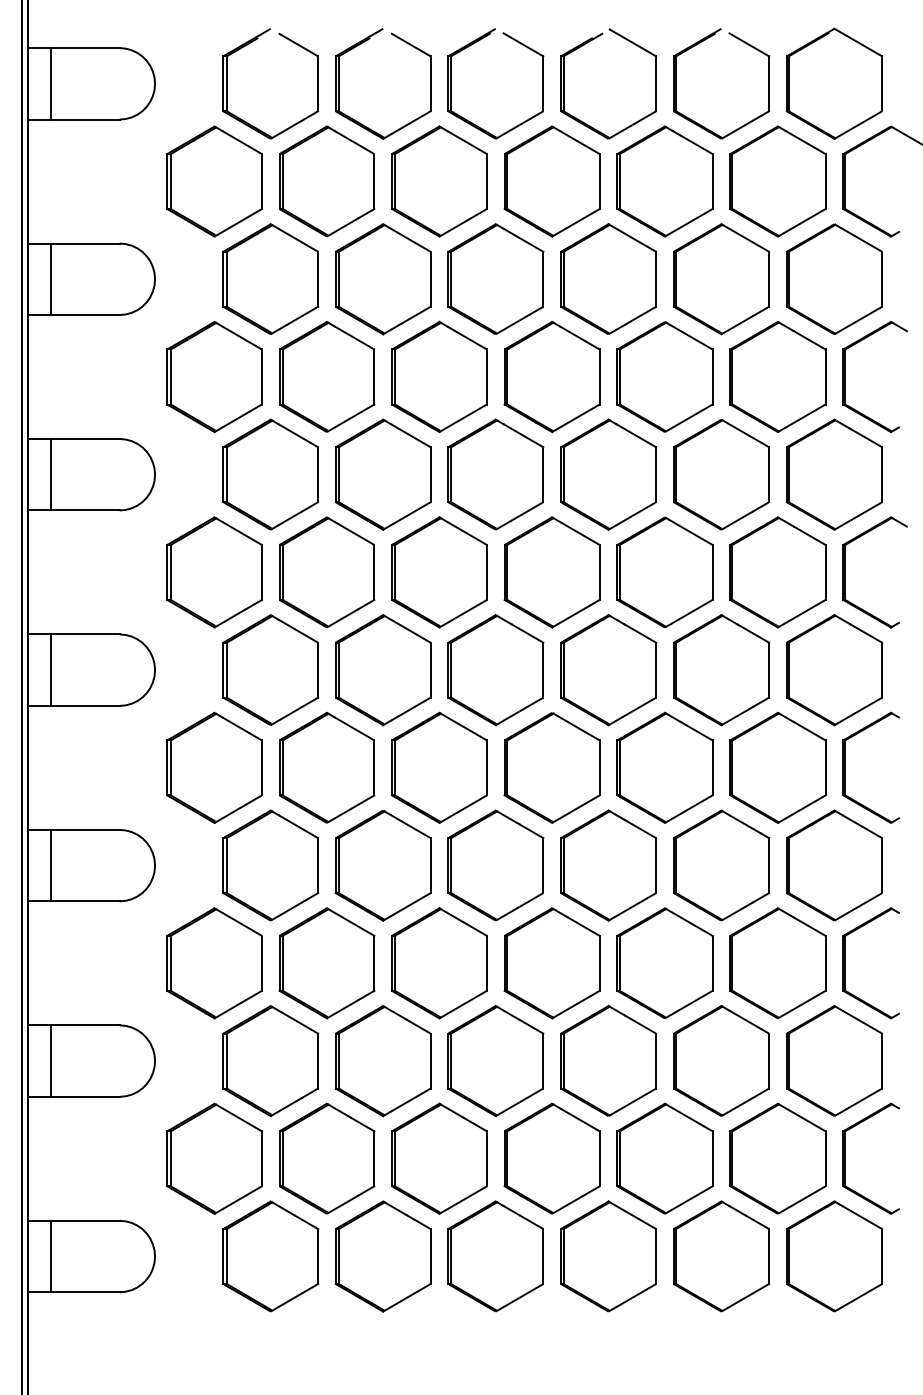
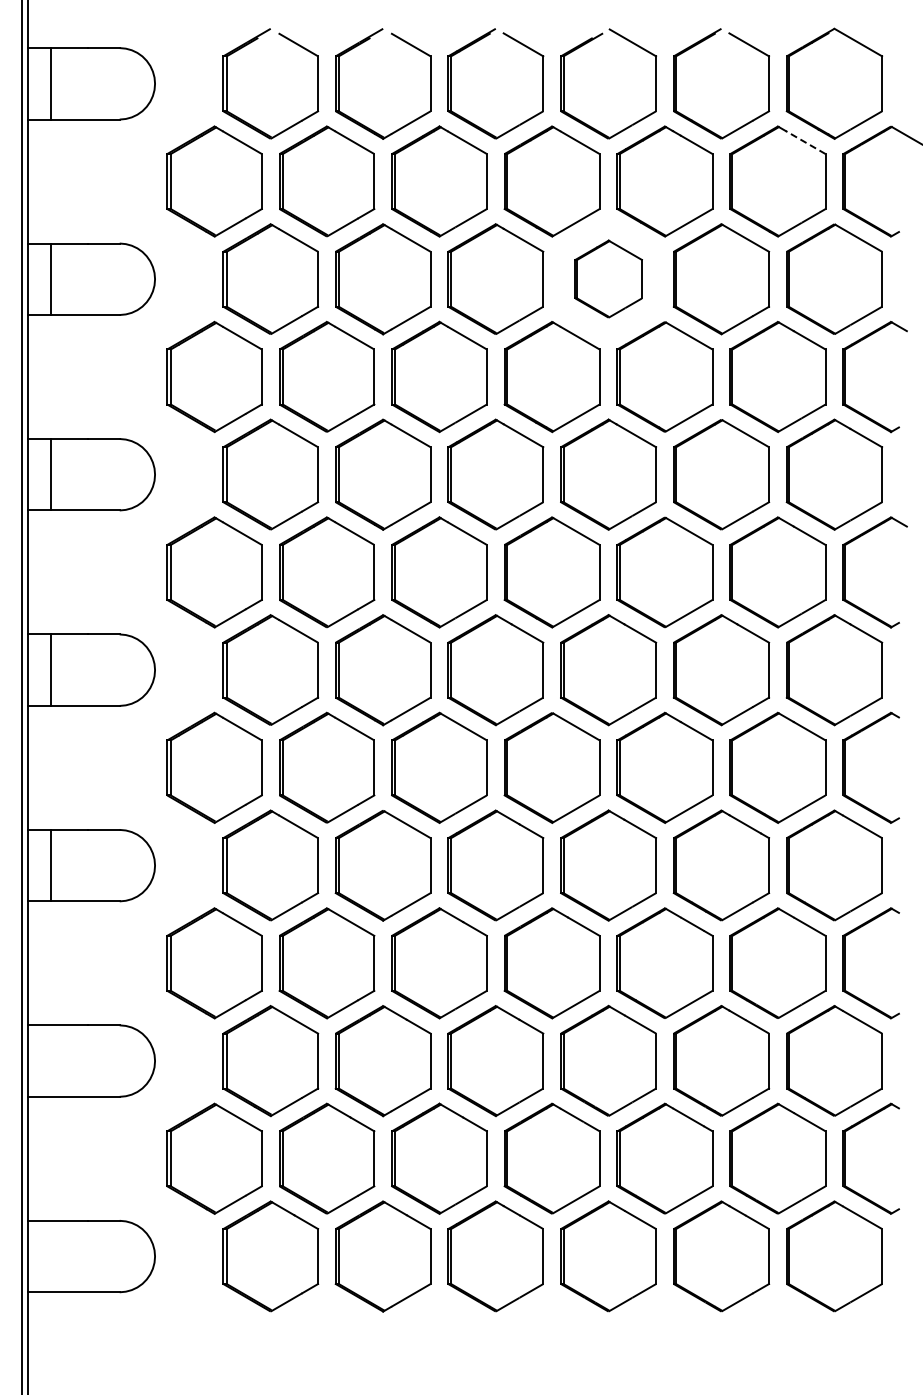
line: solid -> dashed (805, 142)
part size: 98x112 px -> 69x80 px (608, 278)
line: present -> none (51, 1060)
line: present -> none (51, 1256)
